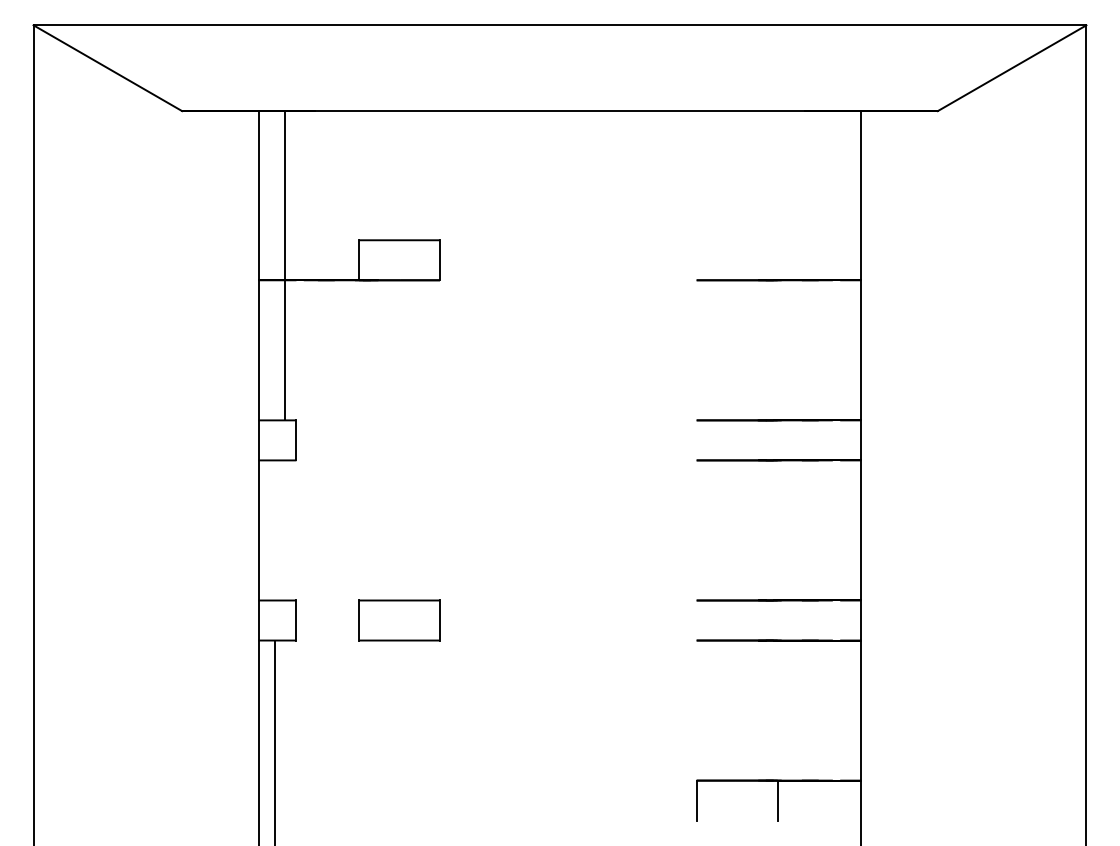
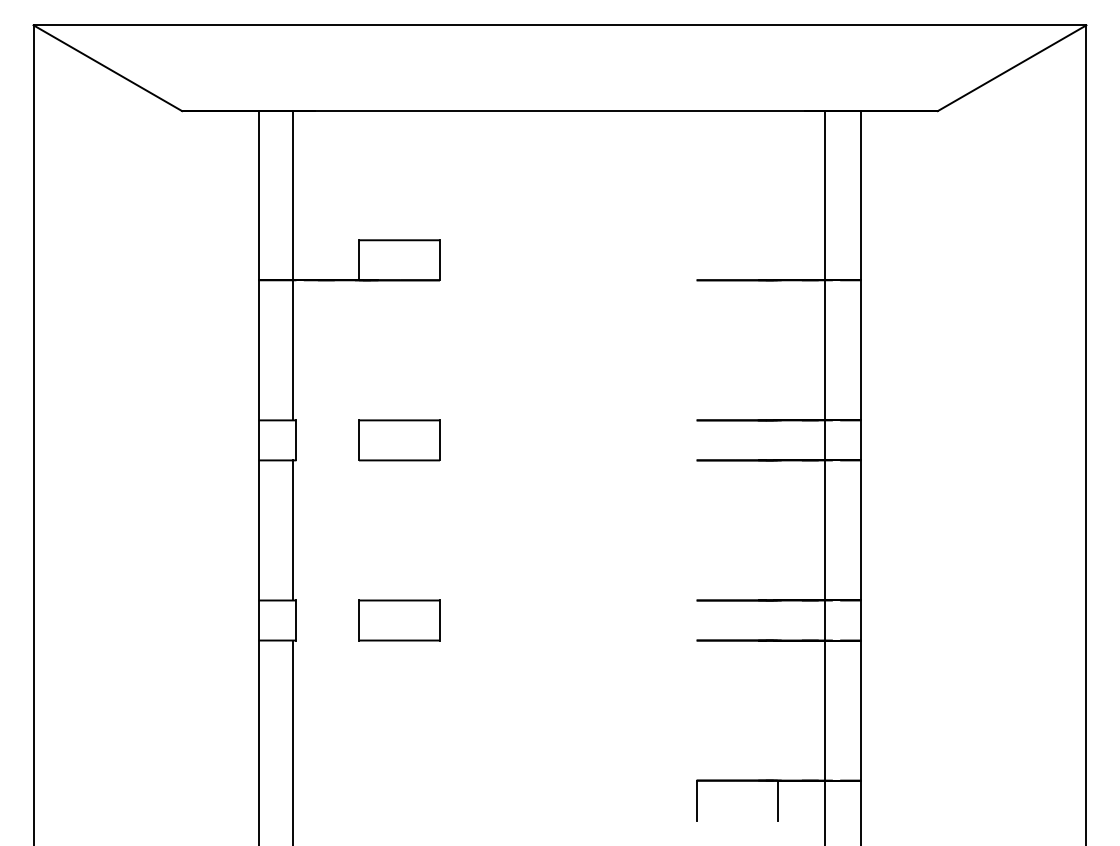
line position: (284, 265) -> (292, 265) (292, 265)
part: none -> present (399, 440)
line: none -> present (824, 476)
line: none -> present (292, 530)
line position: (274, 741) -> (292, 741) (292, 741)
